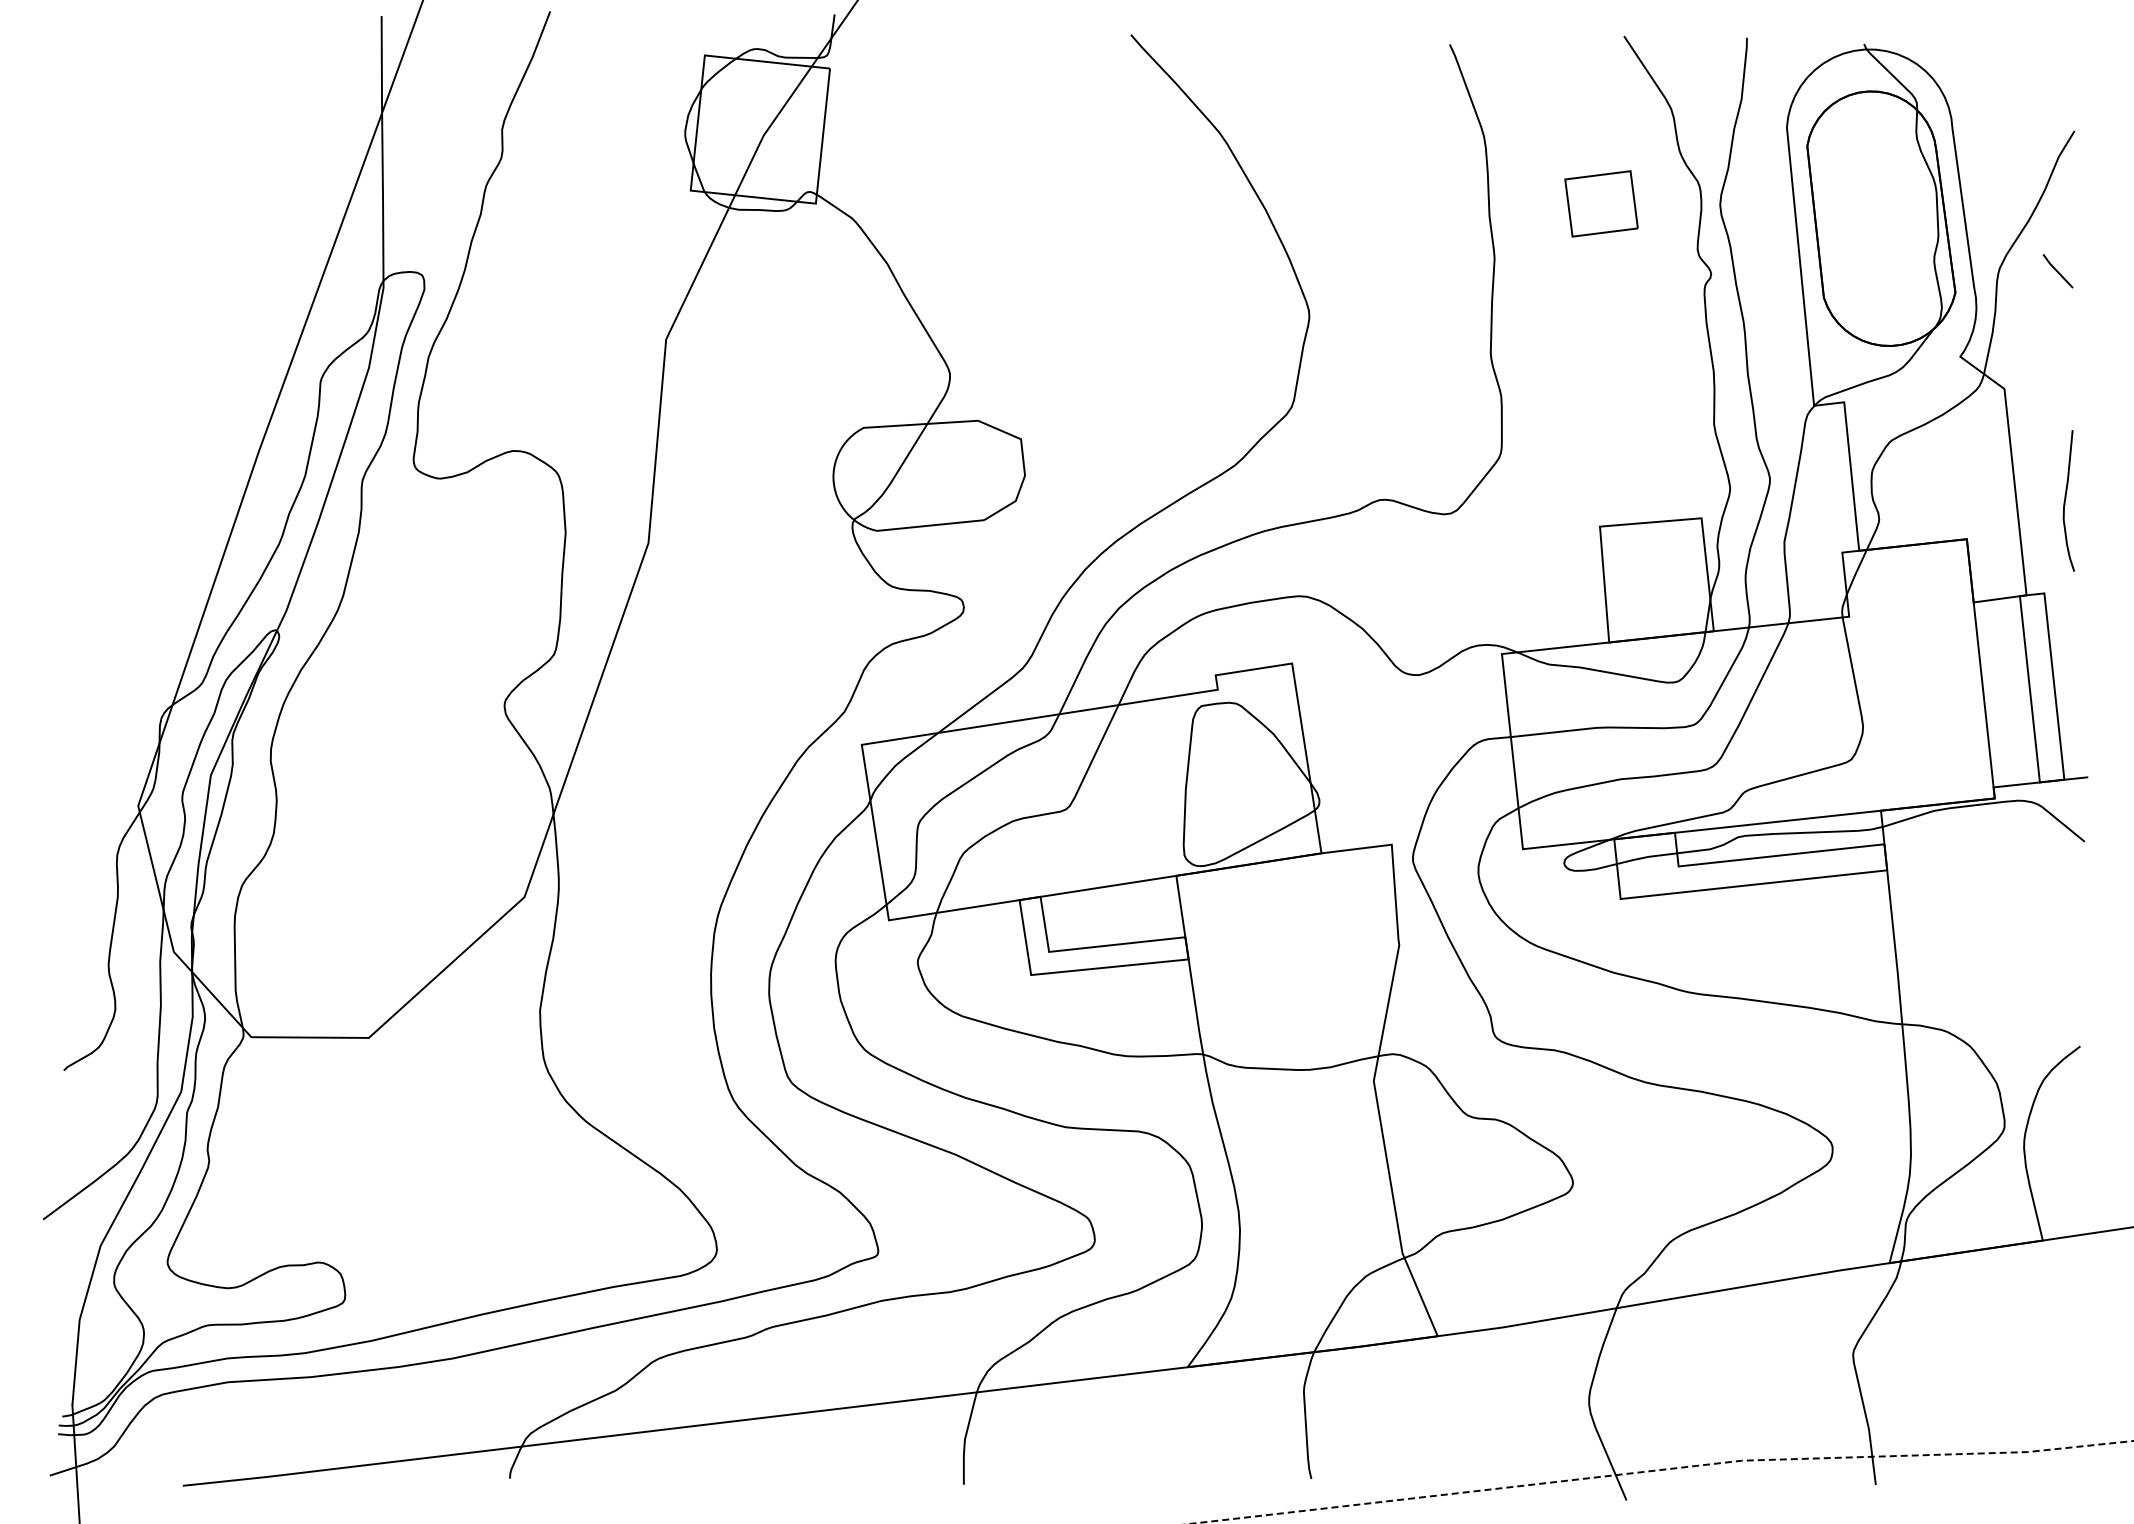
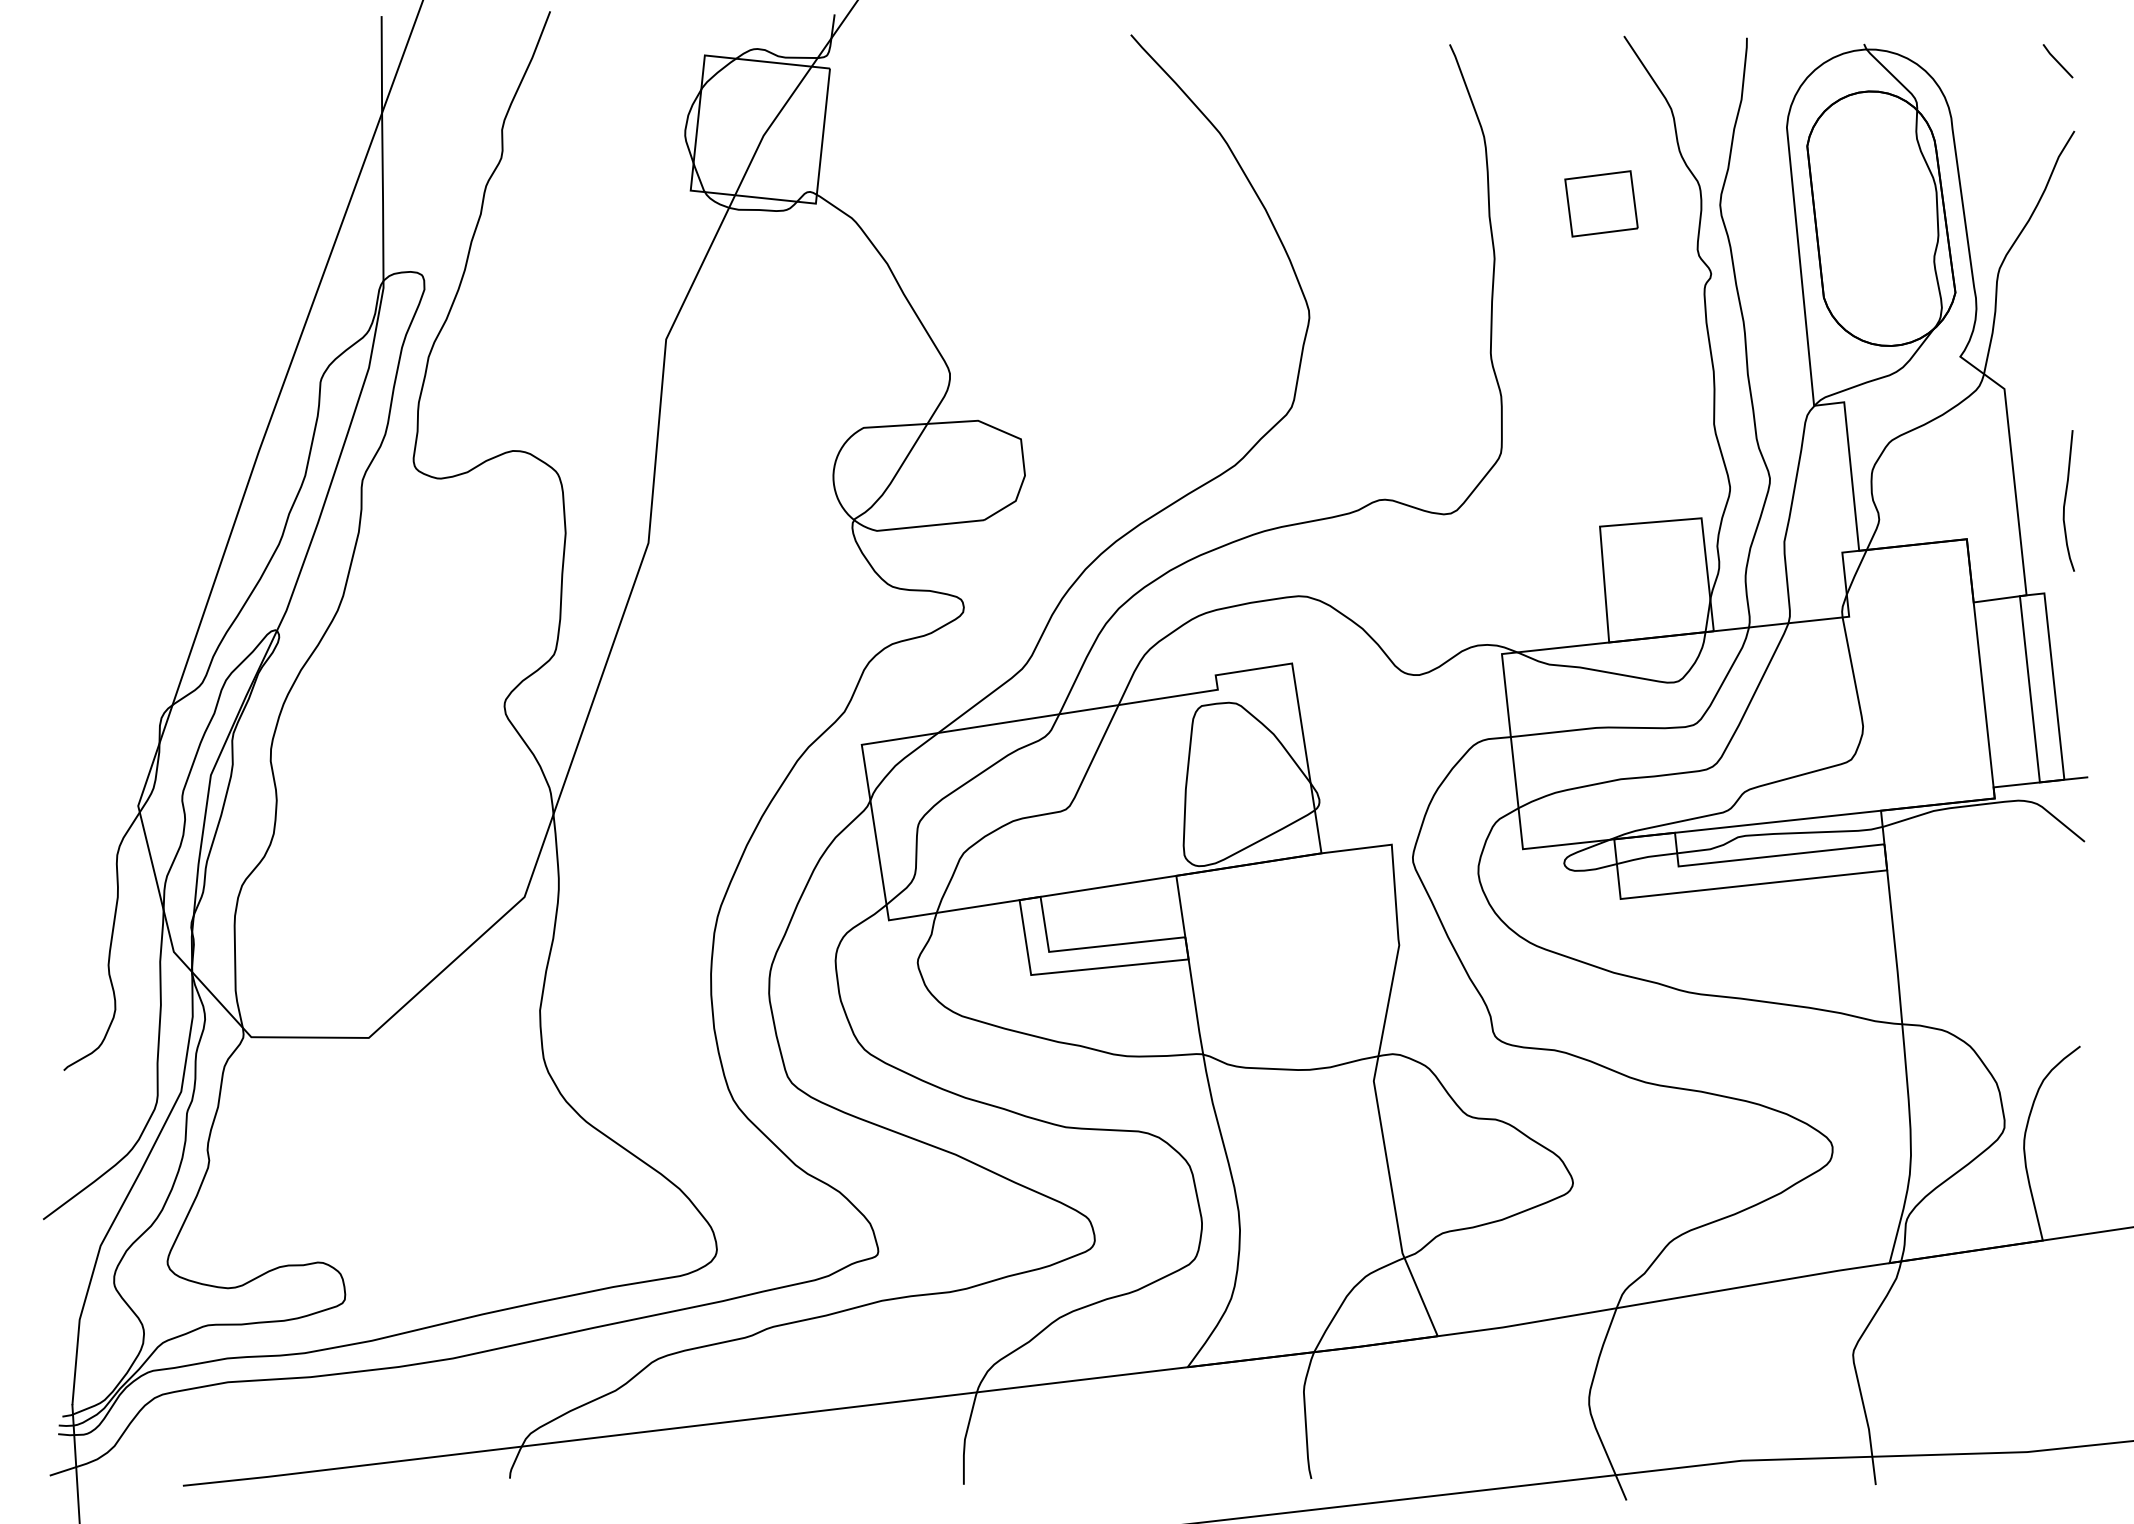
line position: (2057, 271) -> (2057, 61) (2057, 61)
line: dashed -> solid (1661, 1469)
